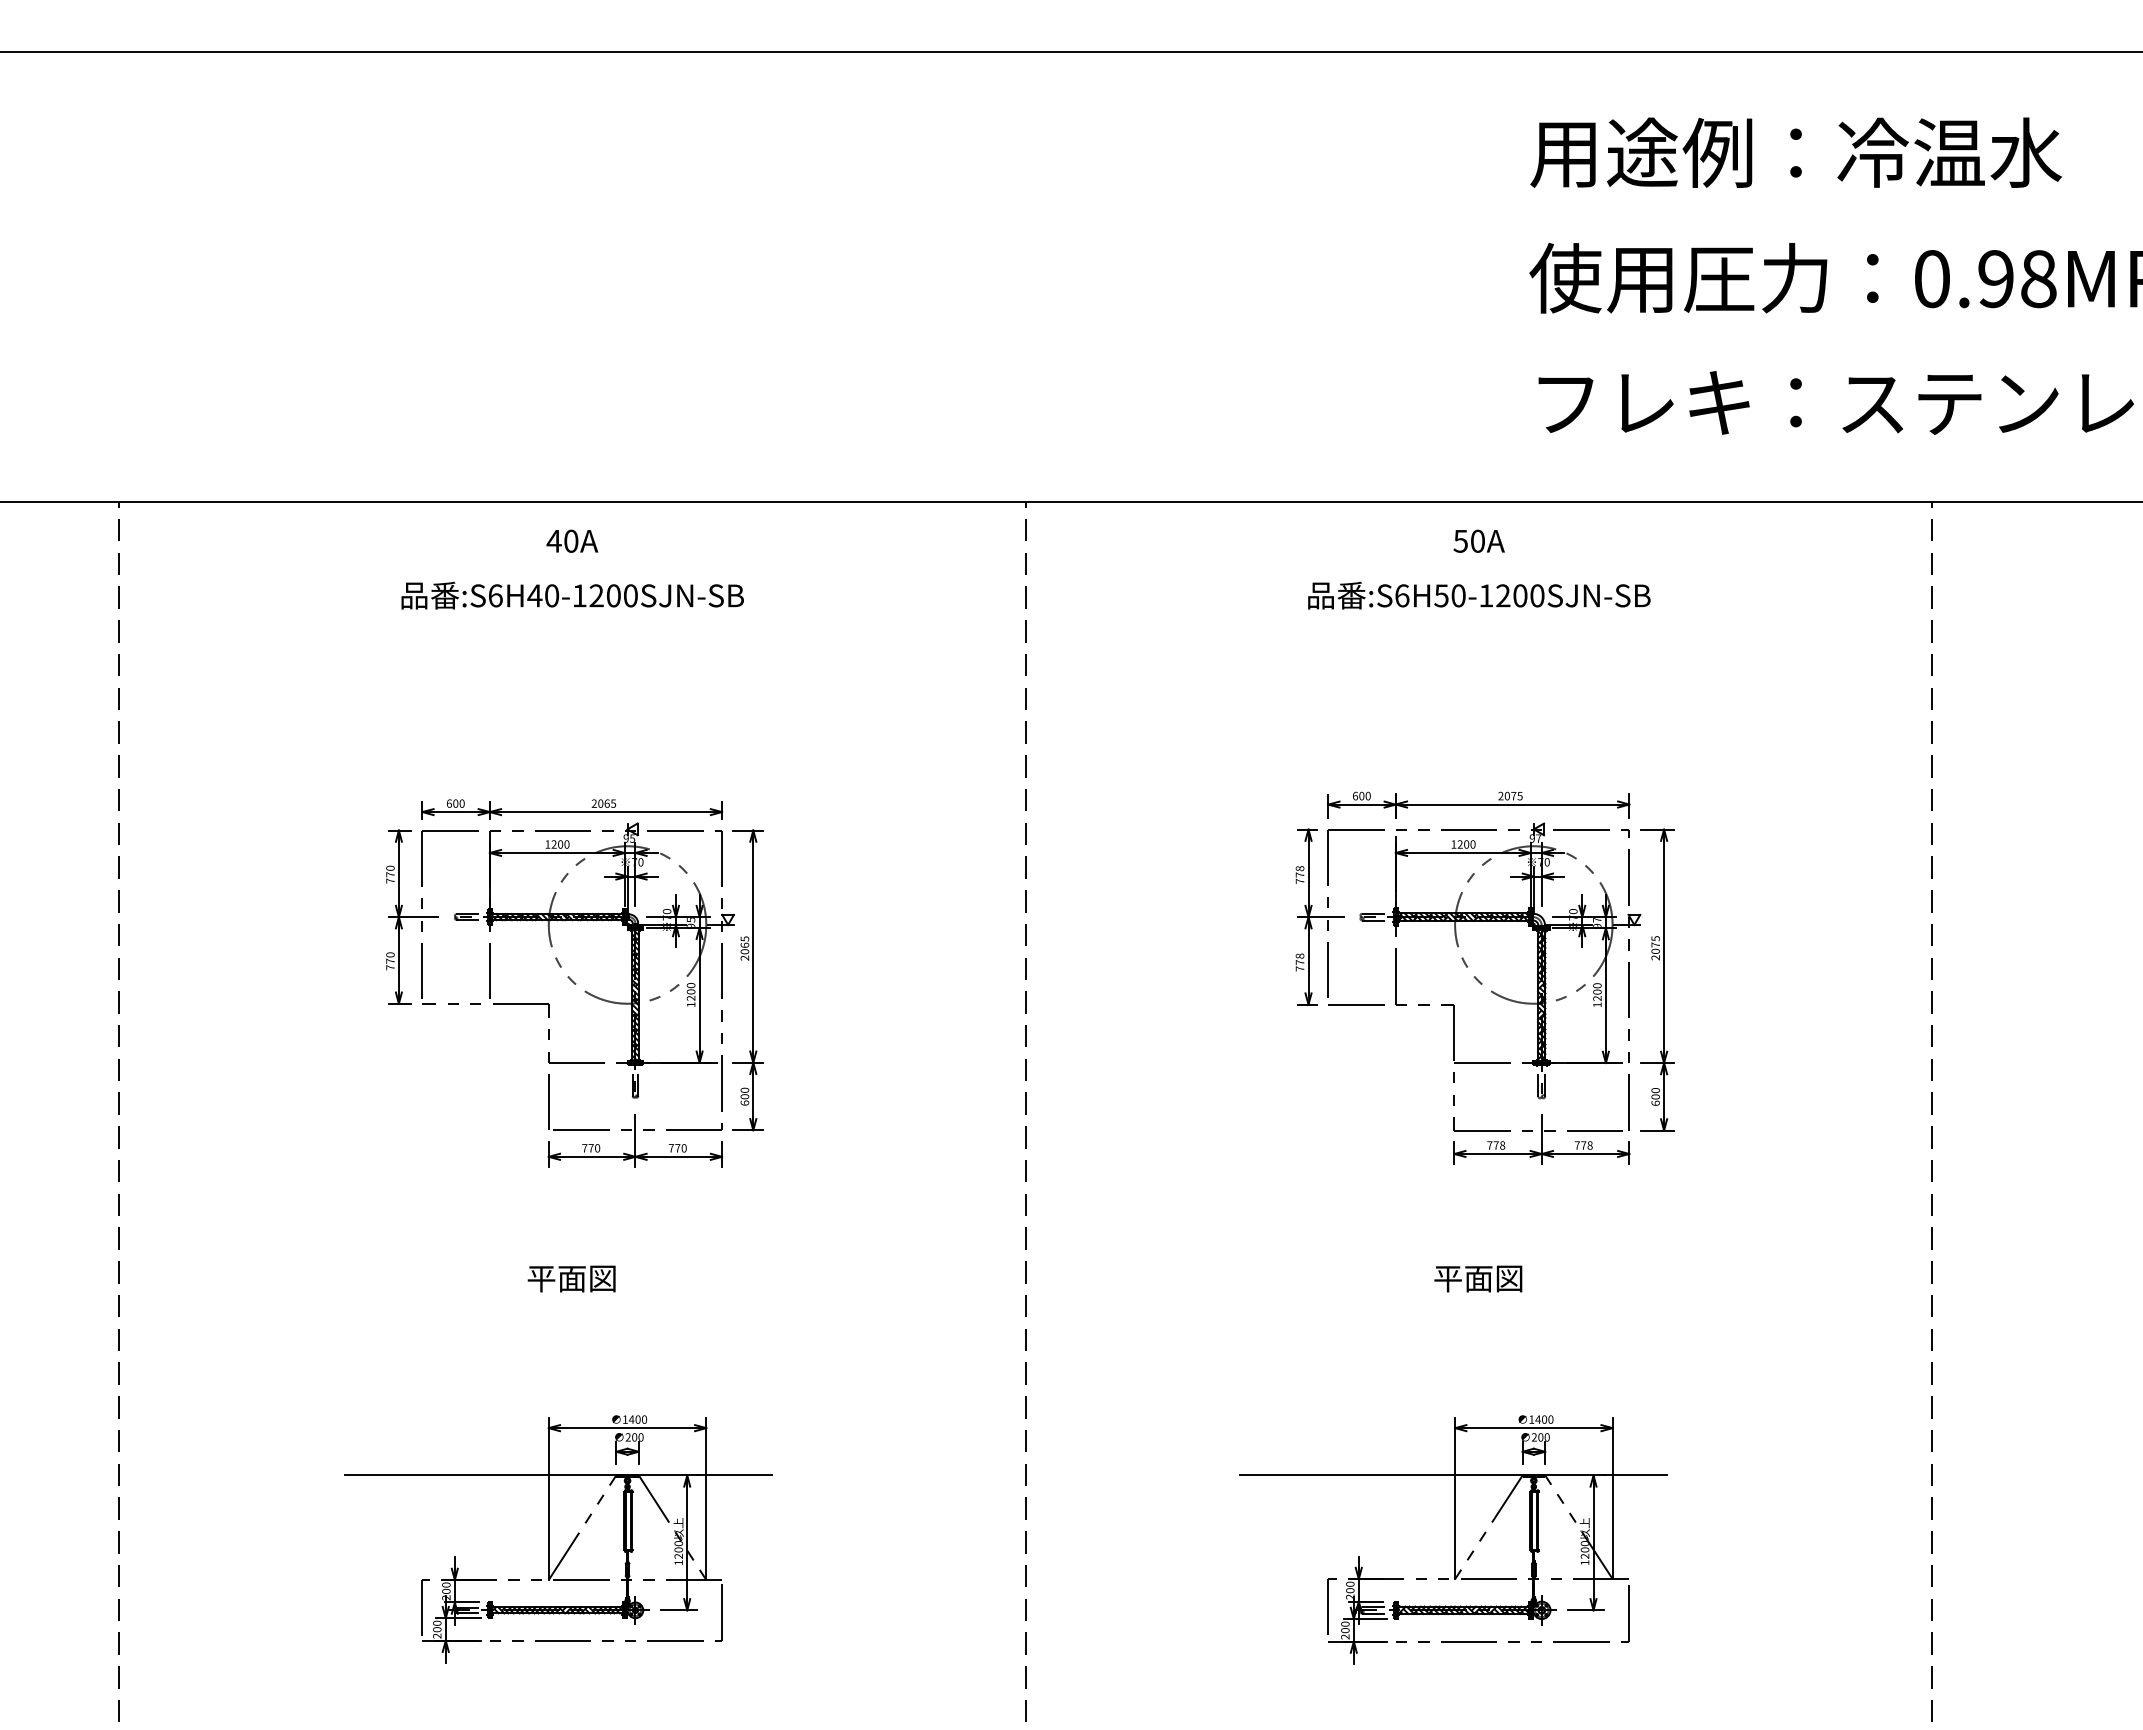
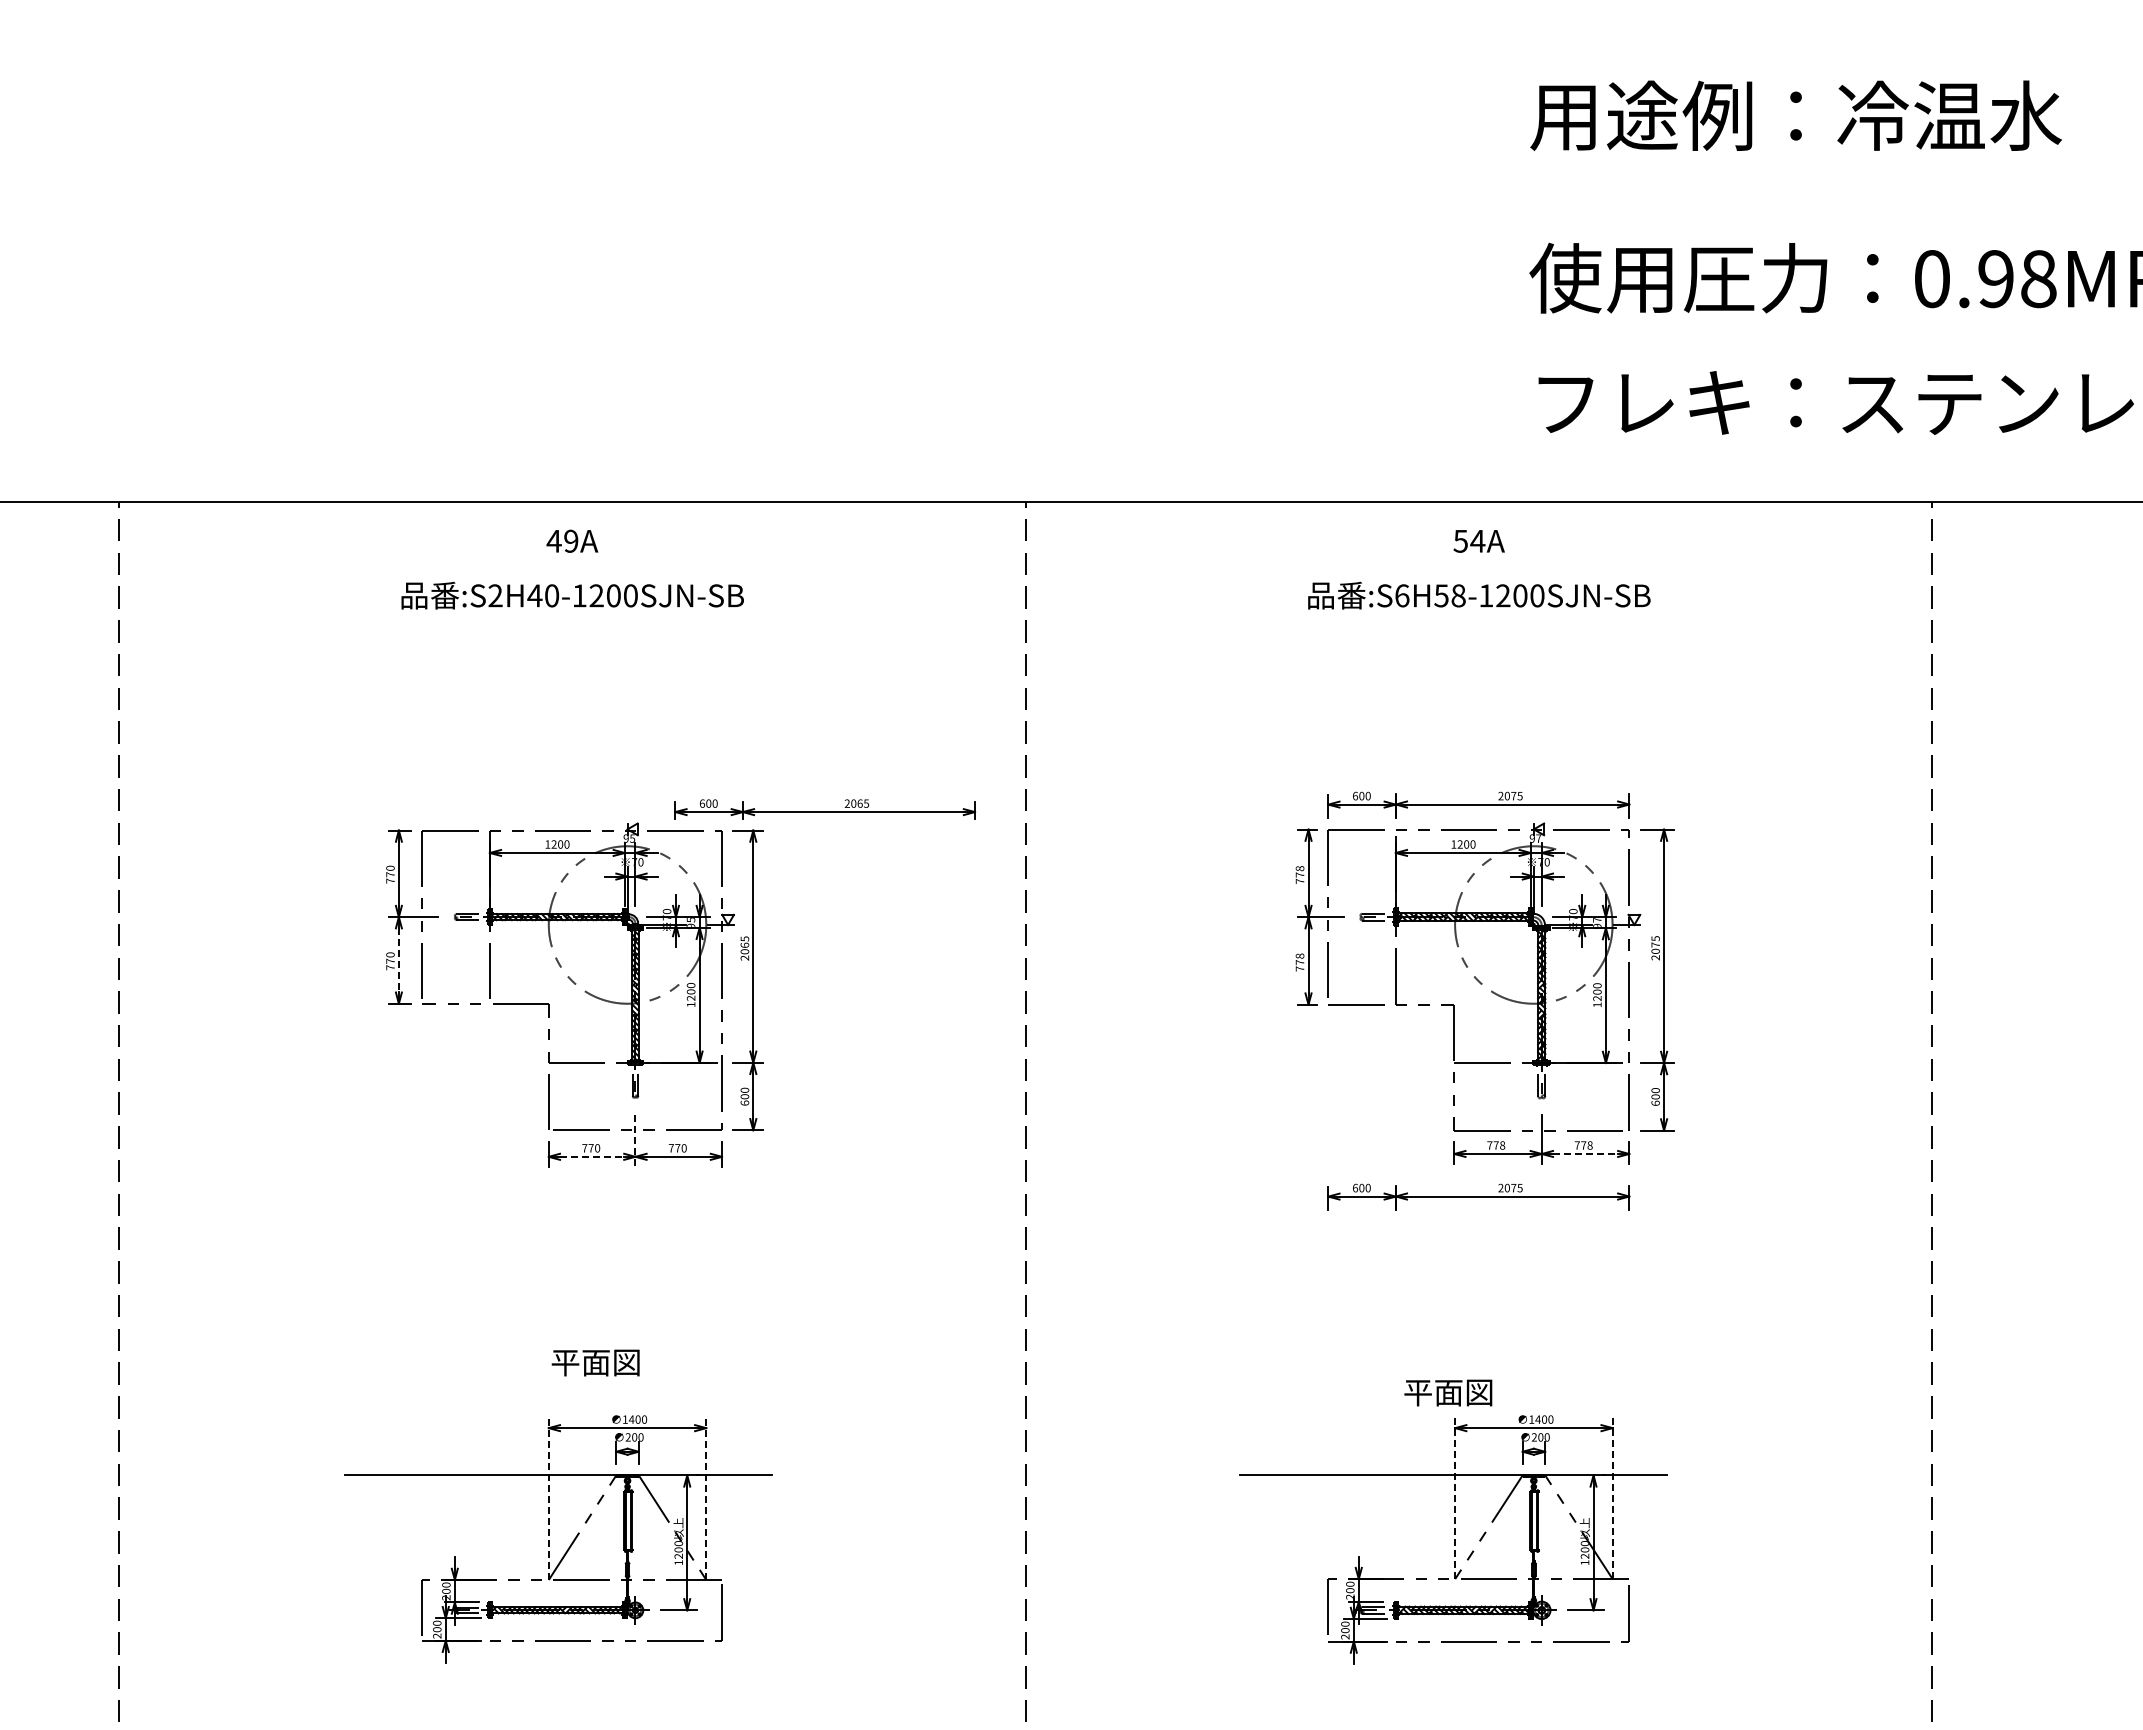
line: present -> none (1070, 52)
text position: (1796, 152) -> (1796, 115) (1796, 115)
text: 40A -> 49A (571, 540)
text: 50A -> 54A (1477, 540)
text: :S6H40-1200SJN-SB -> :S2H40-1200SJN-SB (495, 595)
text: :S6H50-1200SJN-SB -> :S6H58-1200SJN-SB (1458, 595)
part position: (571, 809) -> (824, 809) (824, 809)
line: solid -> dashed (398, 960)
line: solid -> dashed (635, 1141)
line: solid -> dashed (1585, 1154)
line: solid -> dashed (592, 1156)
part: none -> present (1478, 1196)
text position: (571, 1278) -> (595, 1362) (595, 1362)
text position: (1478, 1278) -> (1448, 1392) (1448, 1392)
line: solid -> dashed (1455, 1498)
line: solid -> dashed (1612, 1498)
line: solid -> dashed (548, 1499)
line: solid -> dashed (706, 1499)
